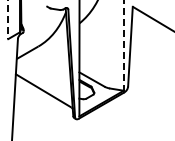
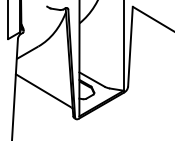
line: dashed -> solid (8, 20)
line: dashed -> solid (123, 45)
